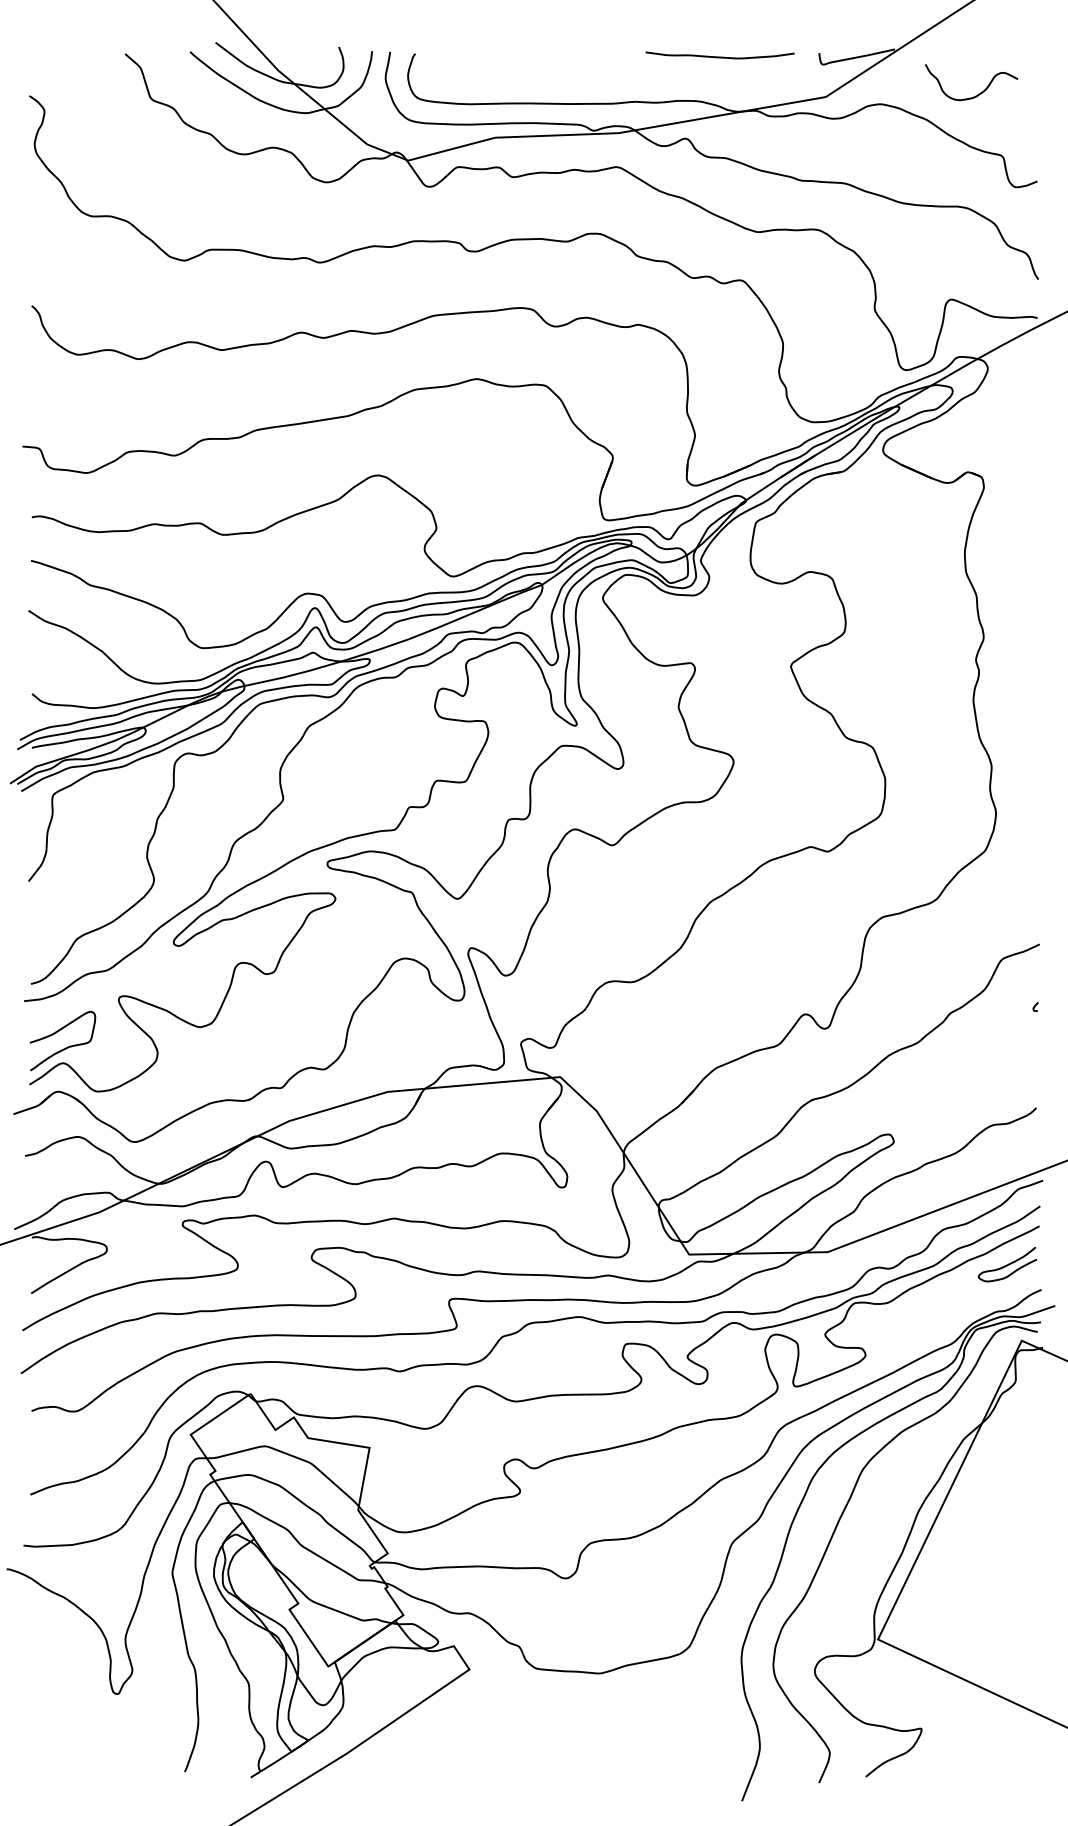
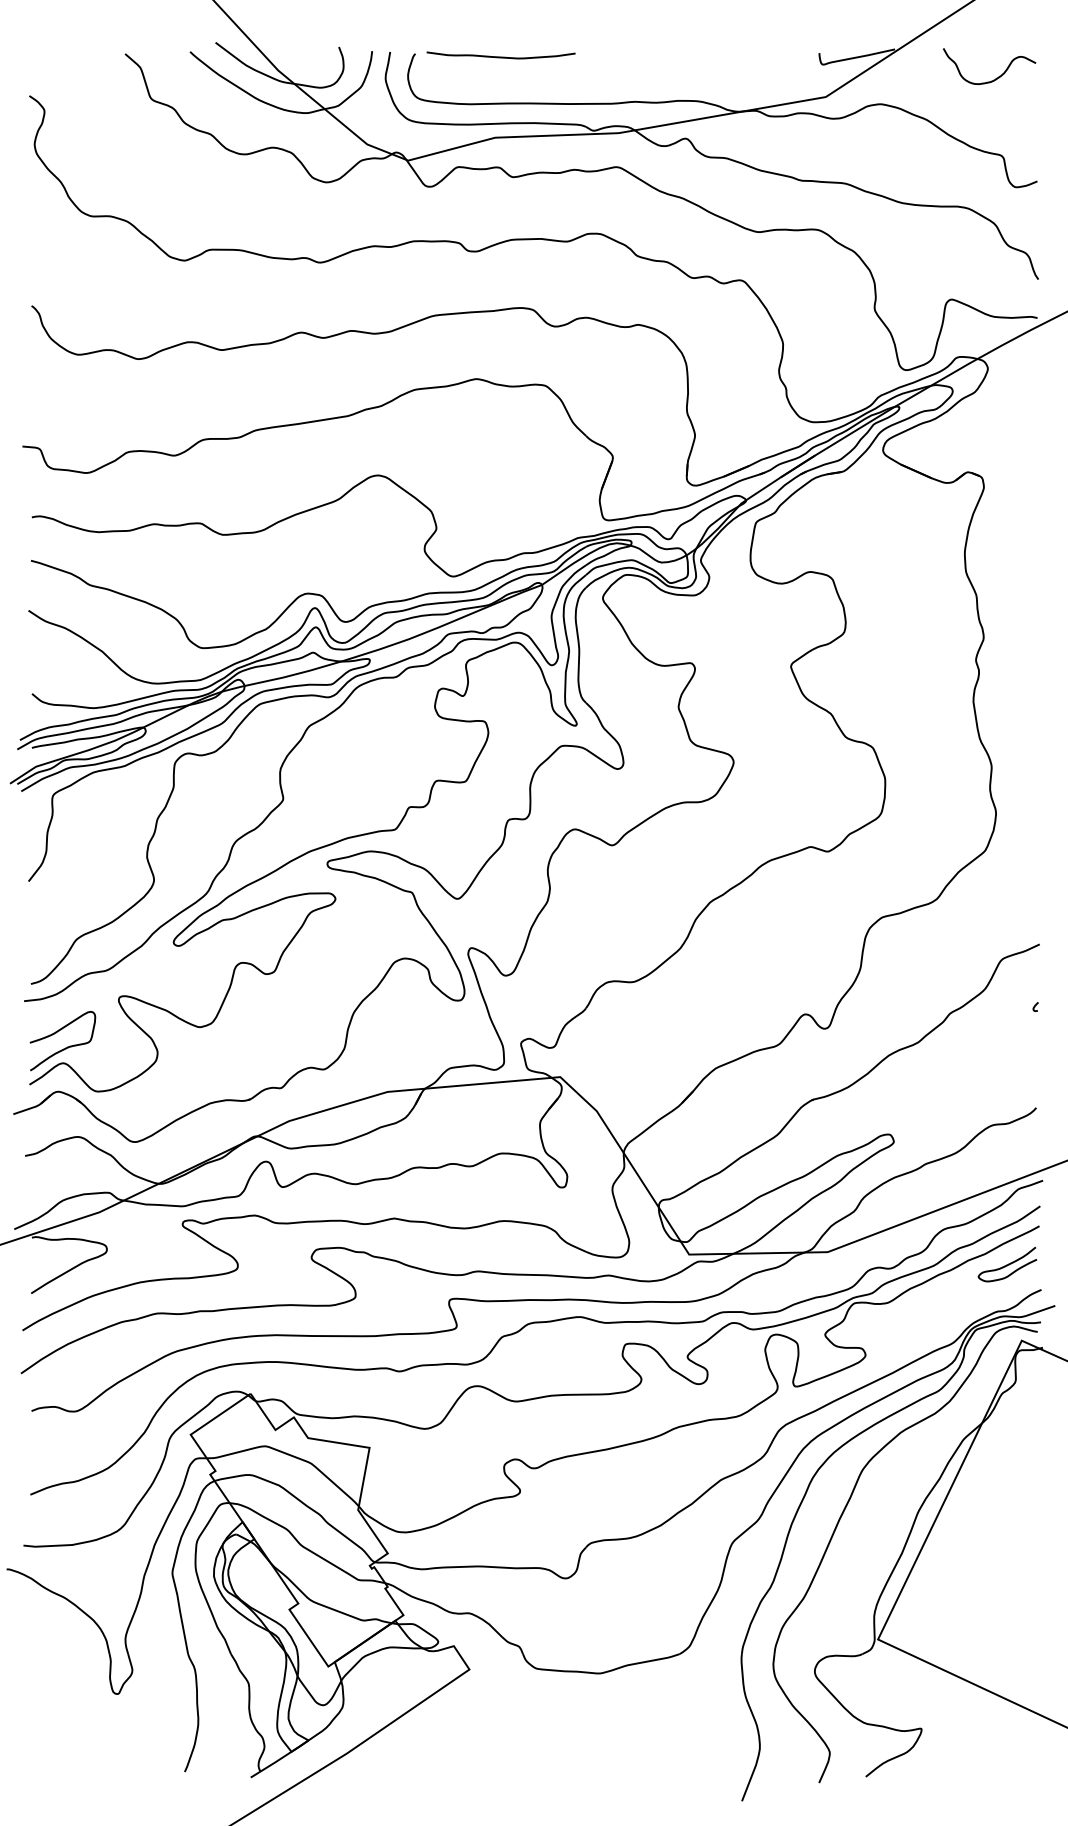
curve position: (719, 56) -> (500, 56) (500, 56)
curve position: (978, 93) -> (996, 77) (996, 77)
